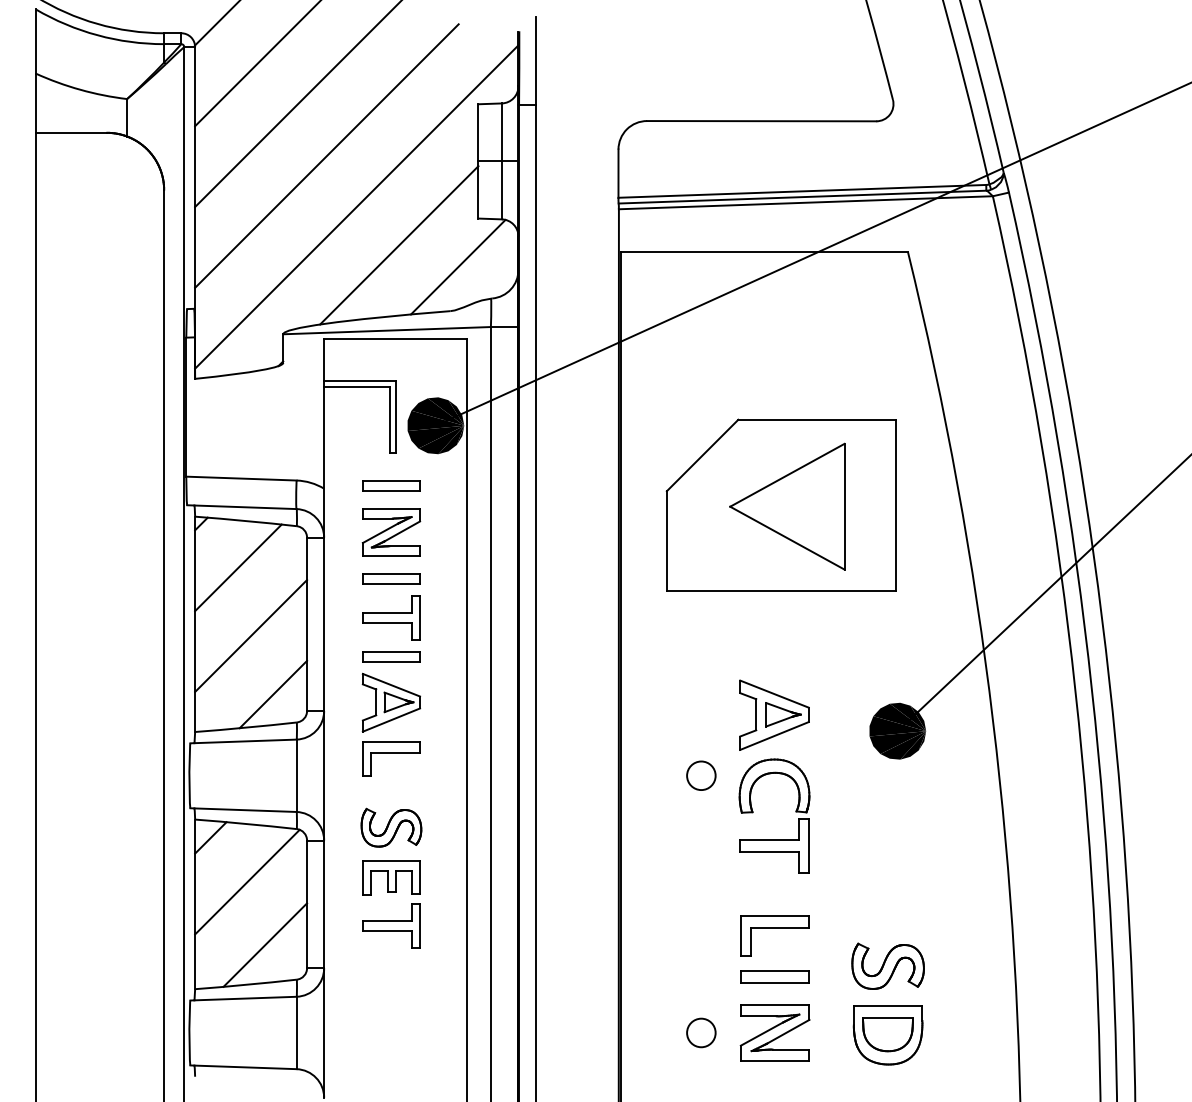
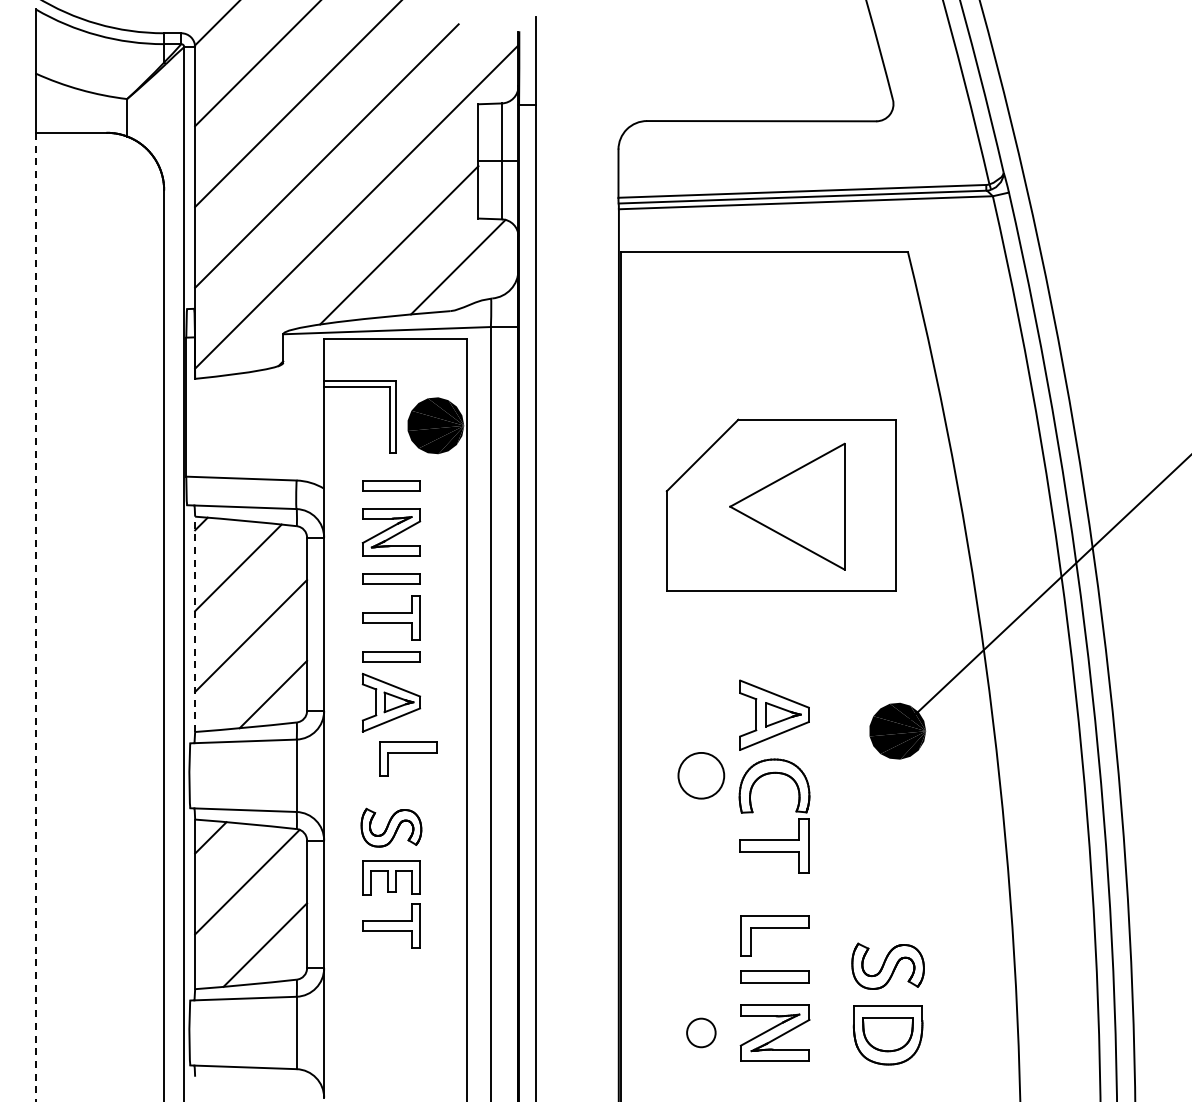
line: present -> none (811, 254)
line: solid -> dashed (35, 617)
line: solid -> dashed (195, 624)
part position: (391, 758) -> (408, 758) (408, 758)
circle diameter: 29 px -> 46 px (701, 775)
